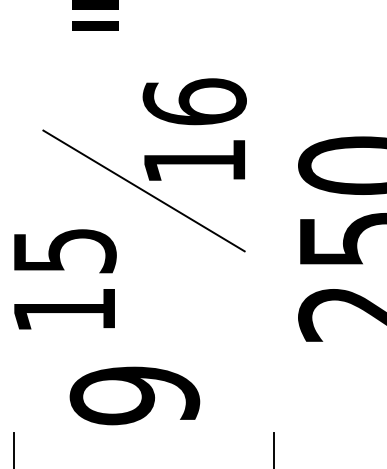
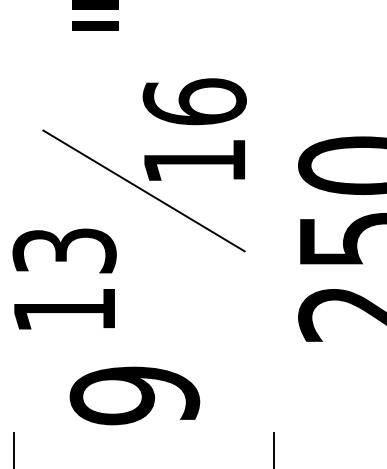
text: 15 -> 13 (64, 250)
